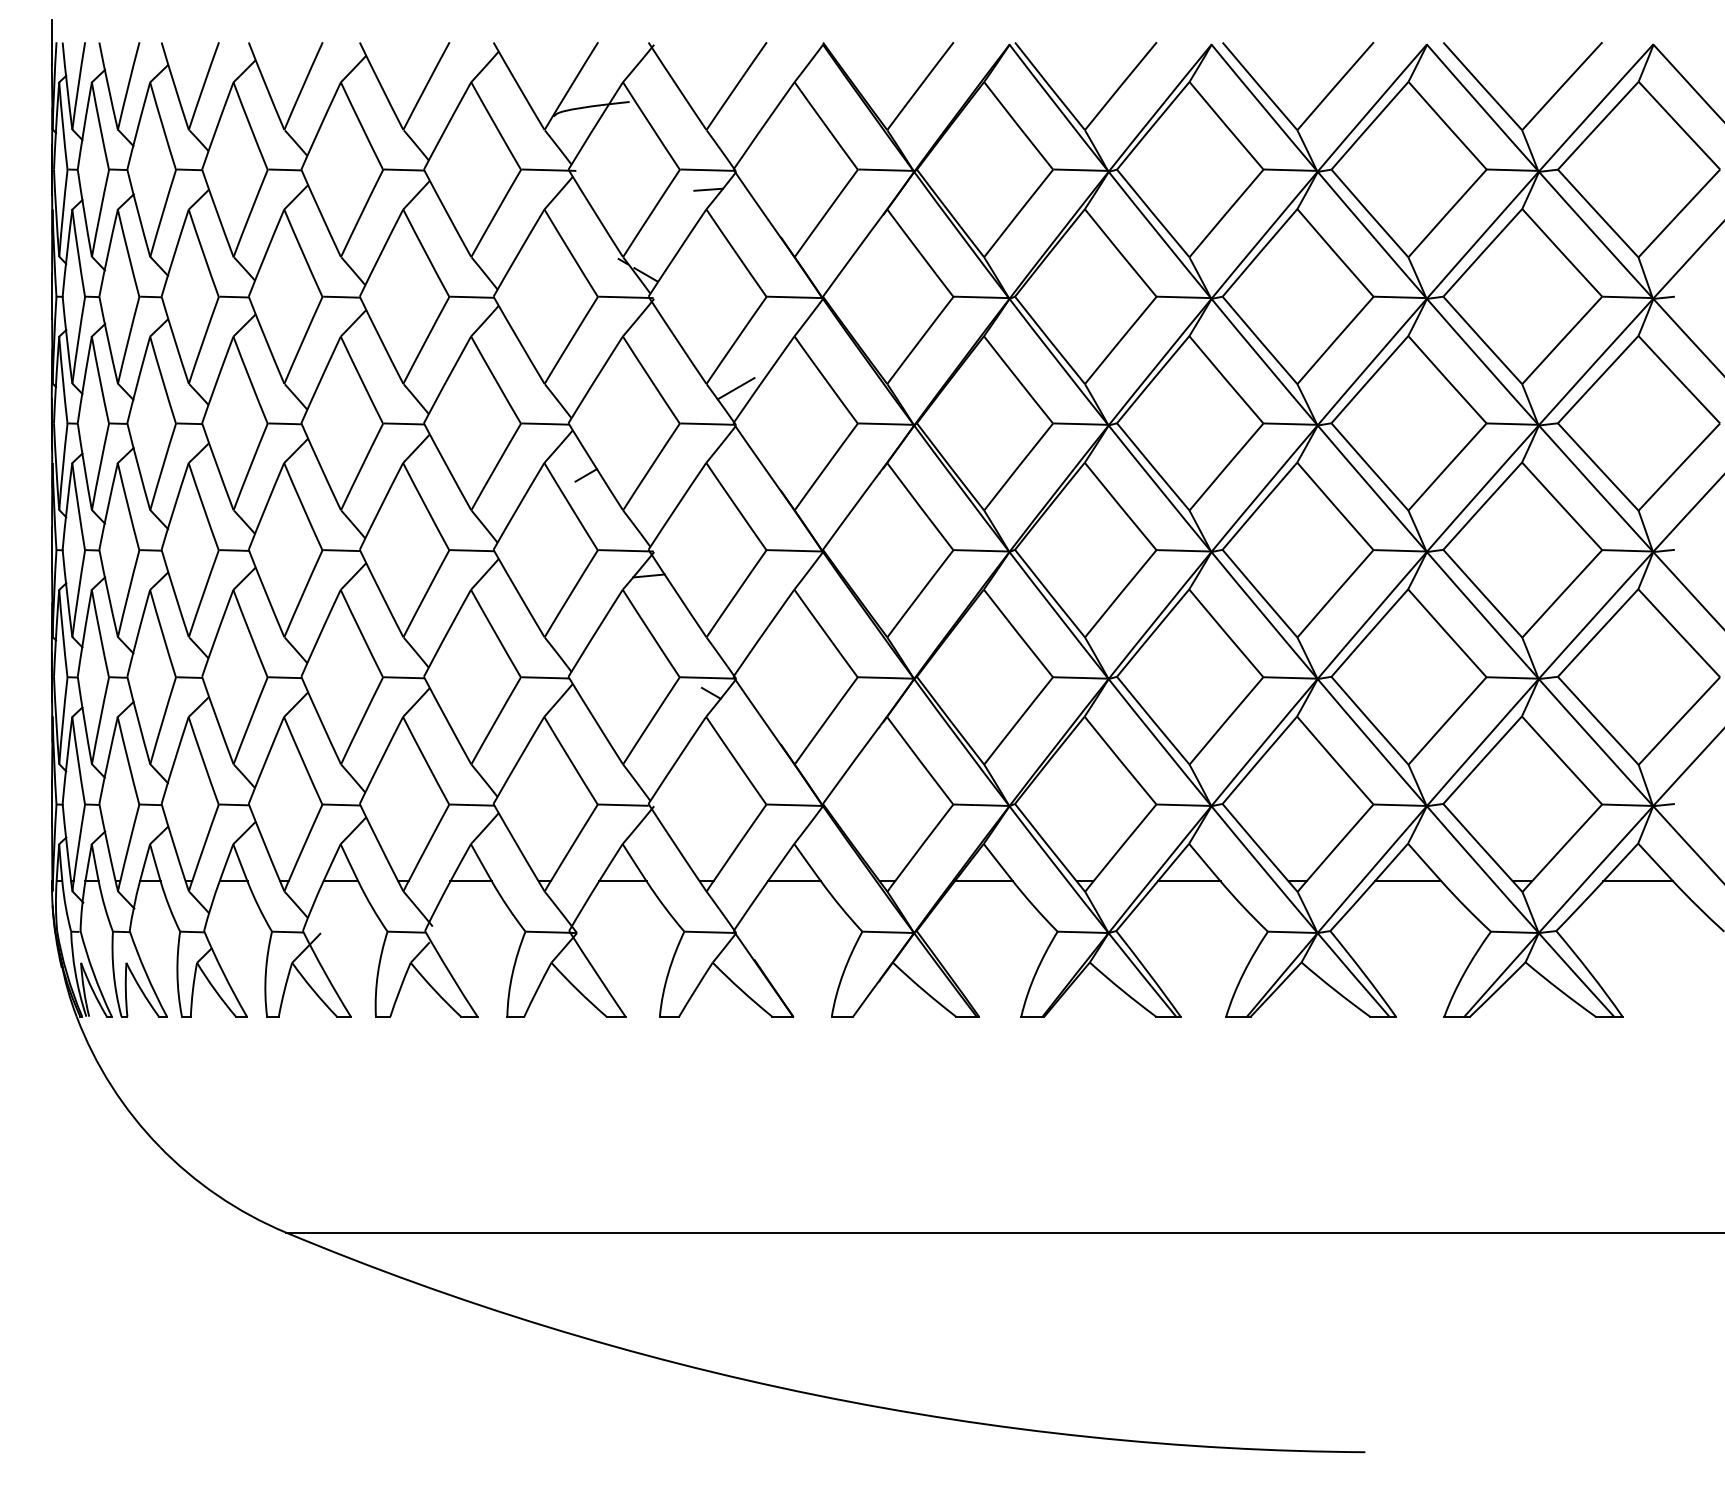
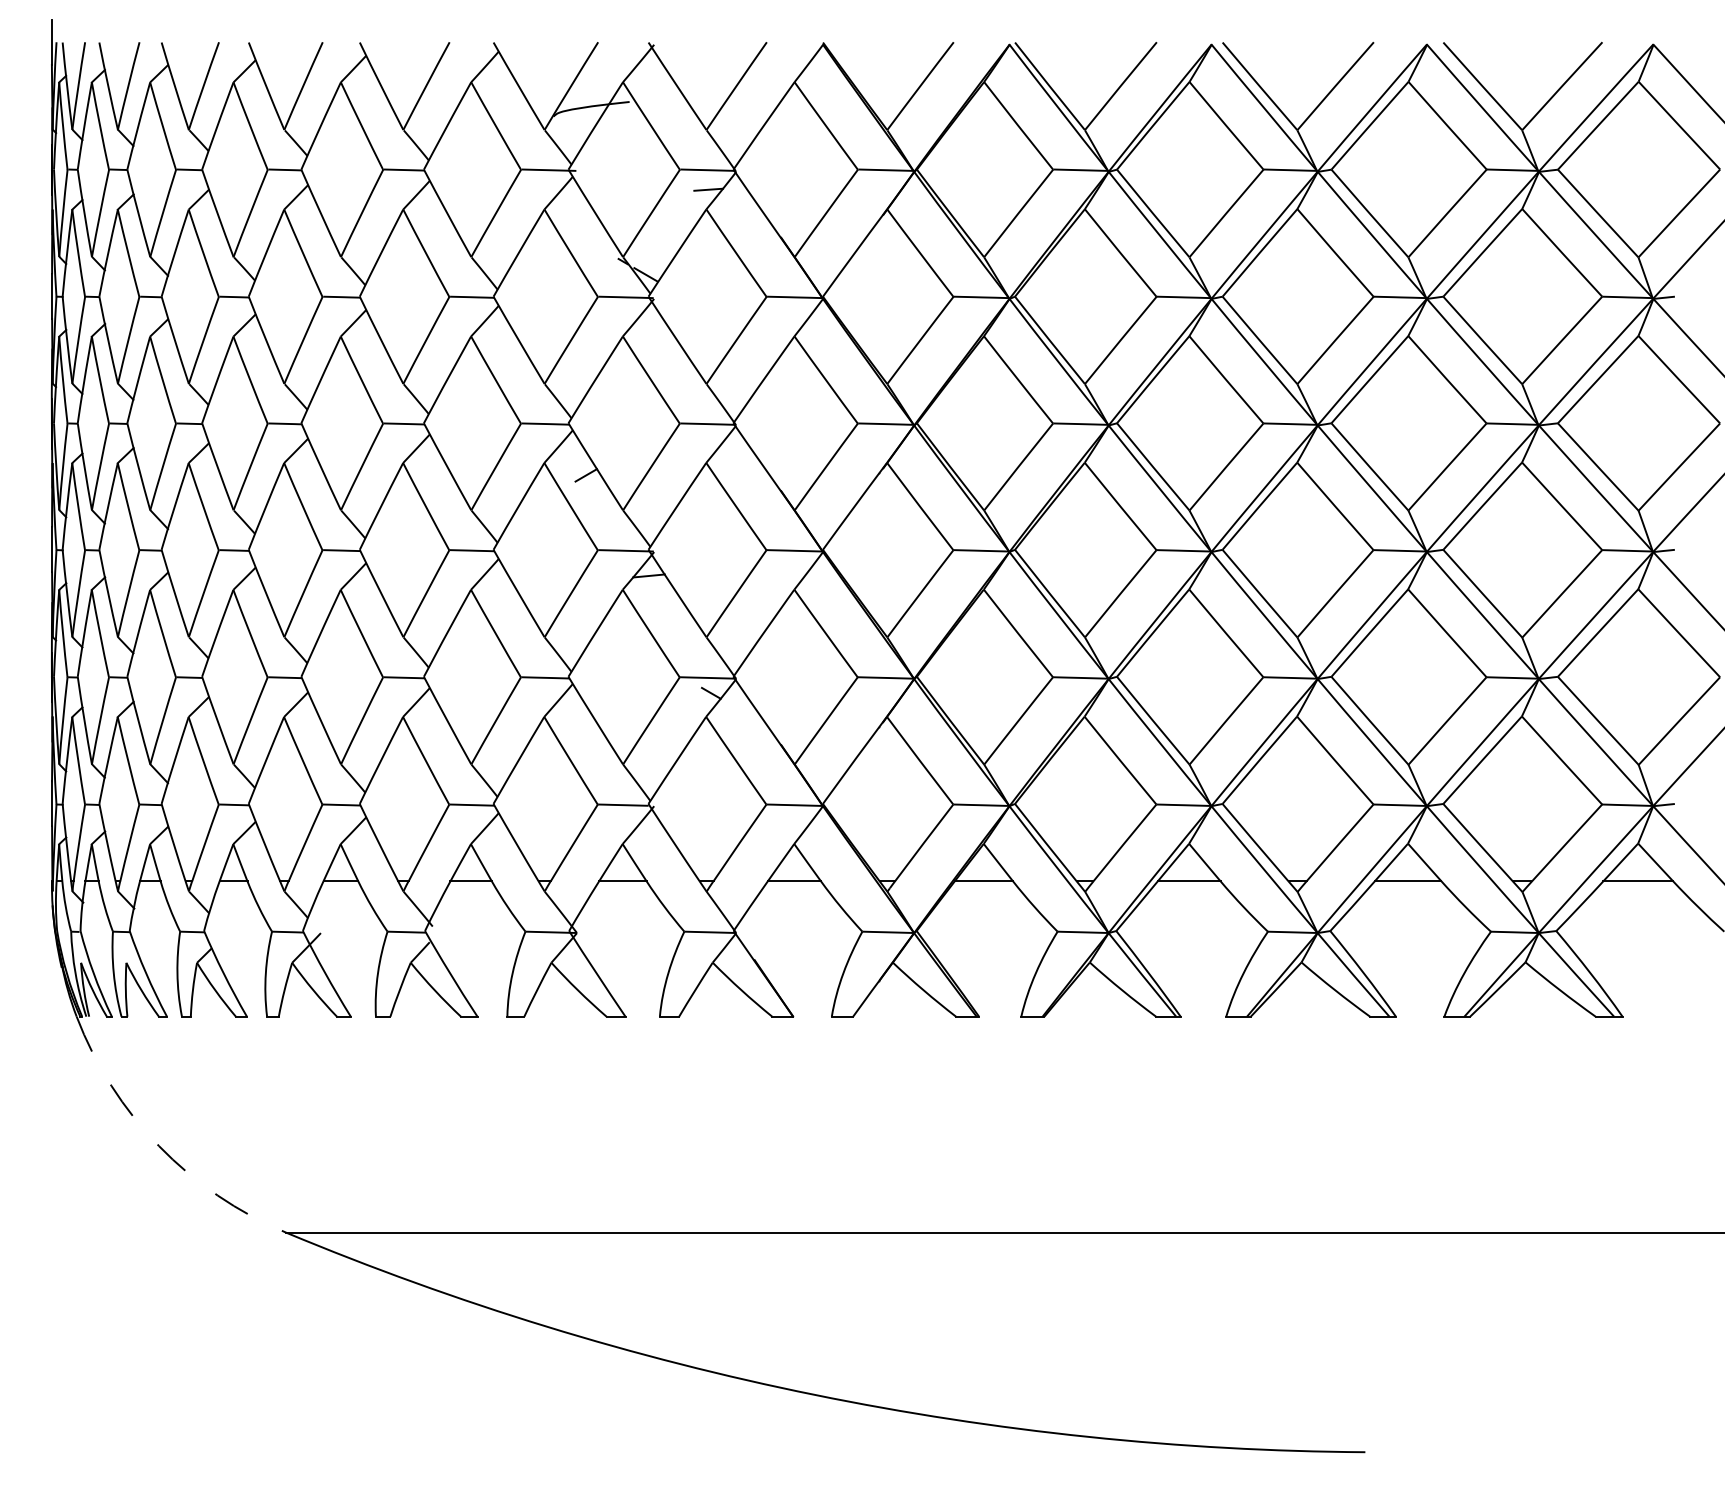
line: present -> none (735, 388)
arc: solid -> dashed (159, 1146)
